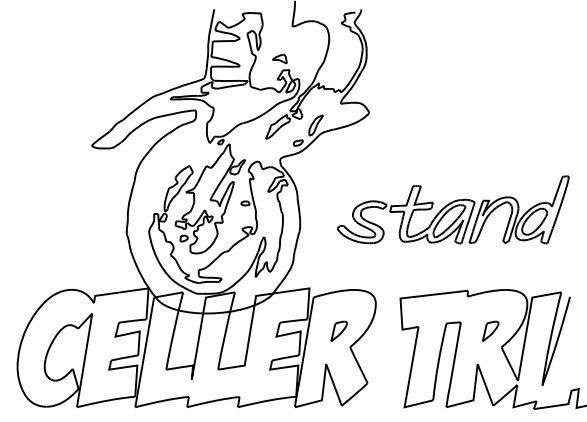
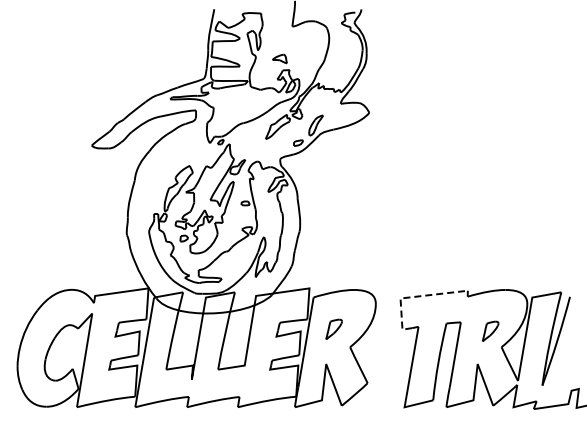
part: present -> none (452, 209)
line: solid -> dashed (412, 297)
part position: (338, 330) -> (333, 328) (333, 328)
